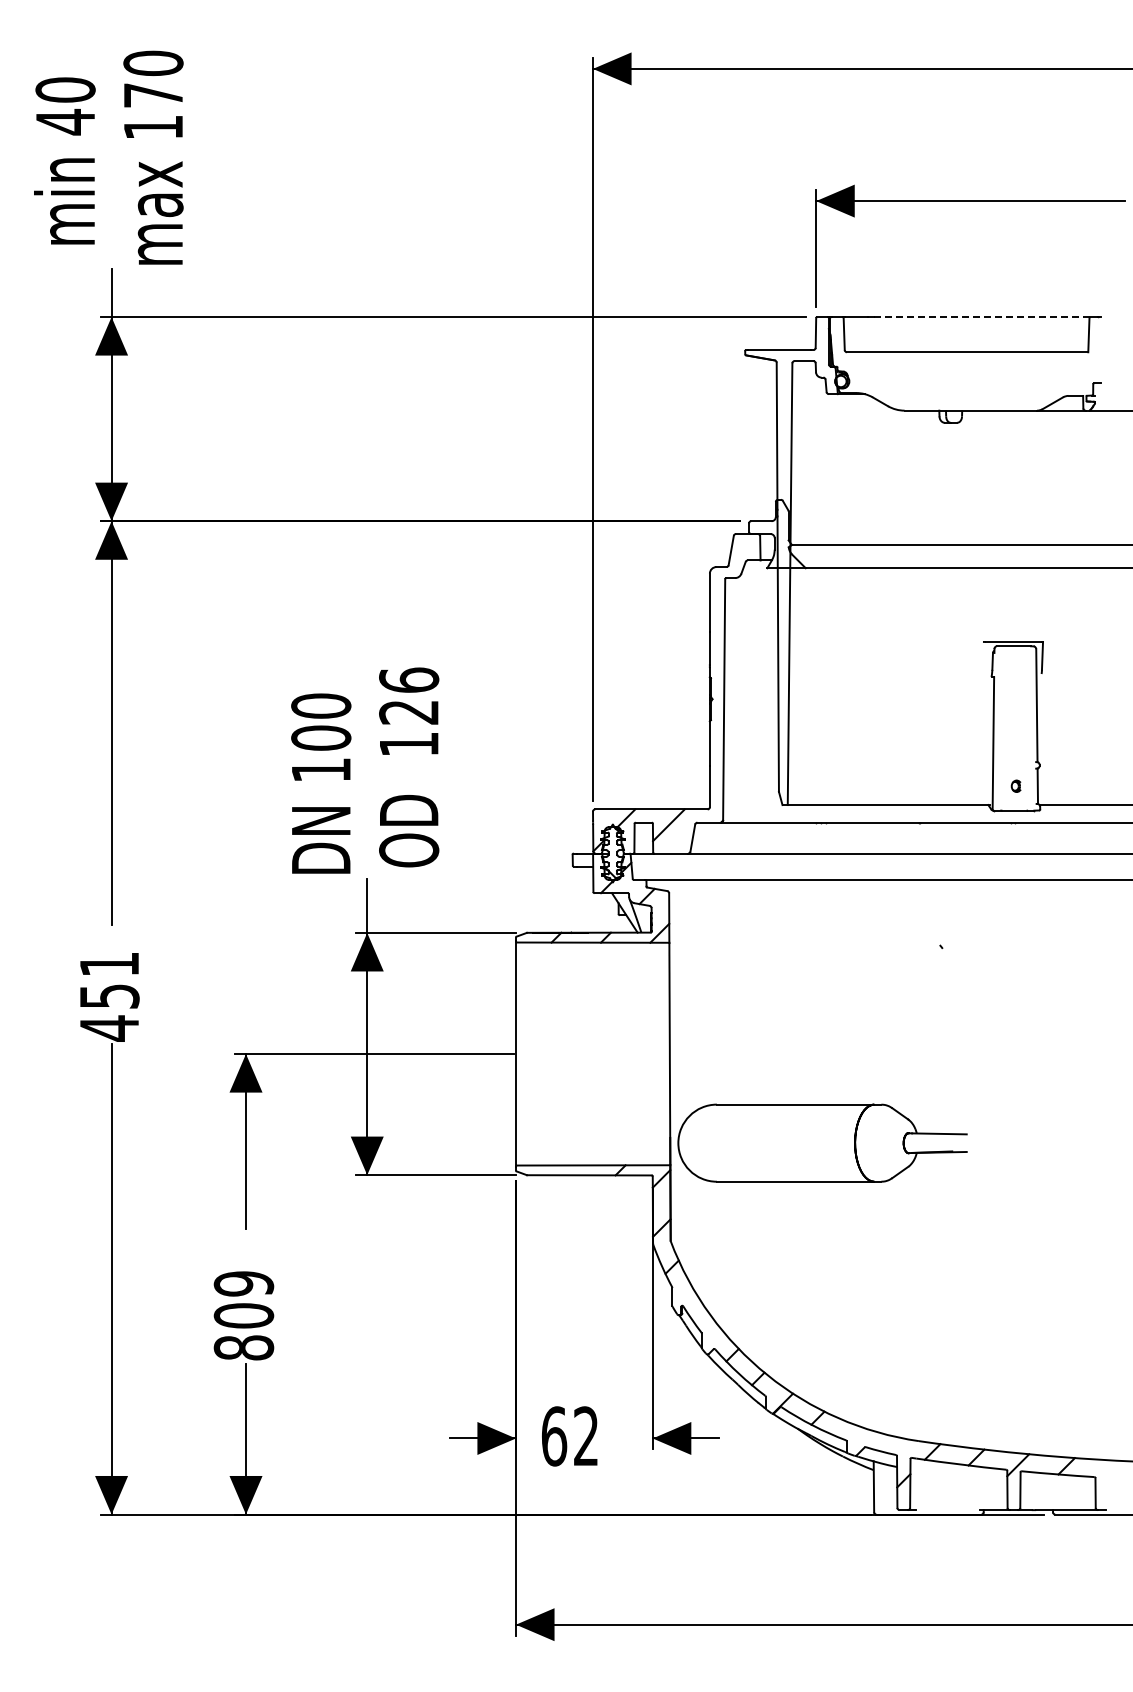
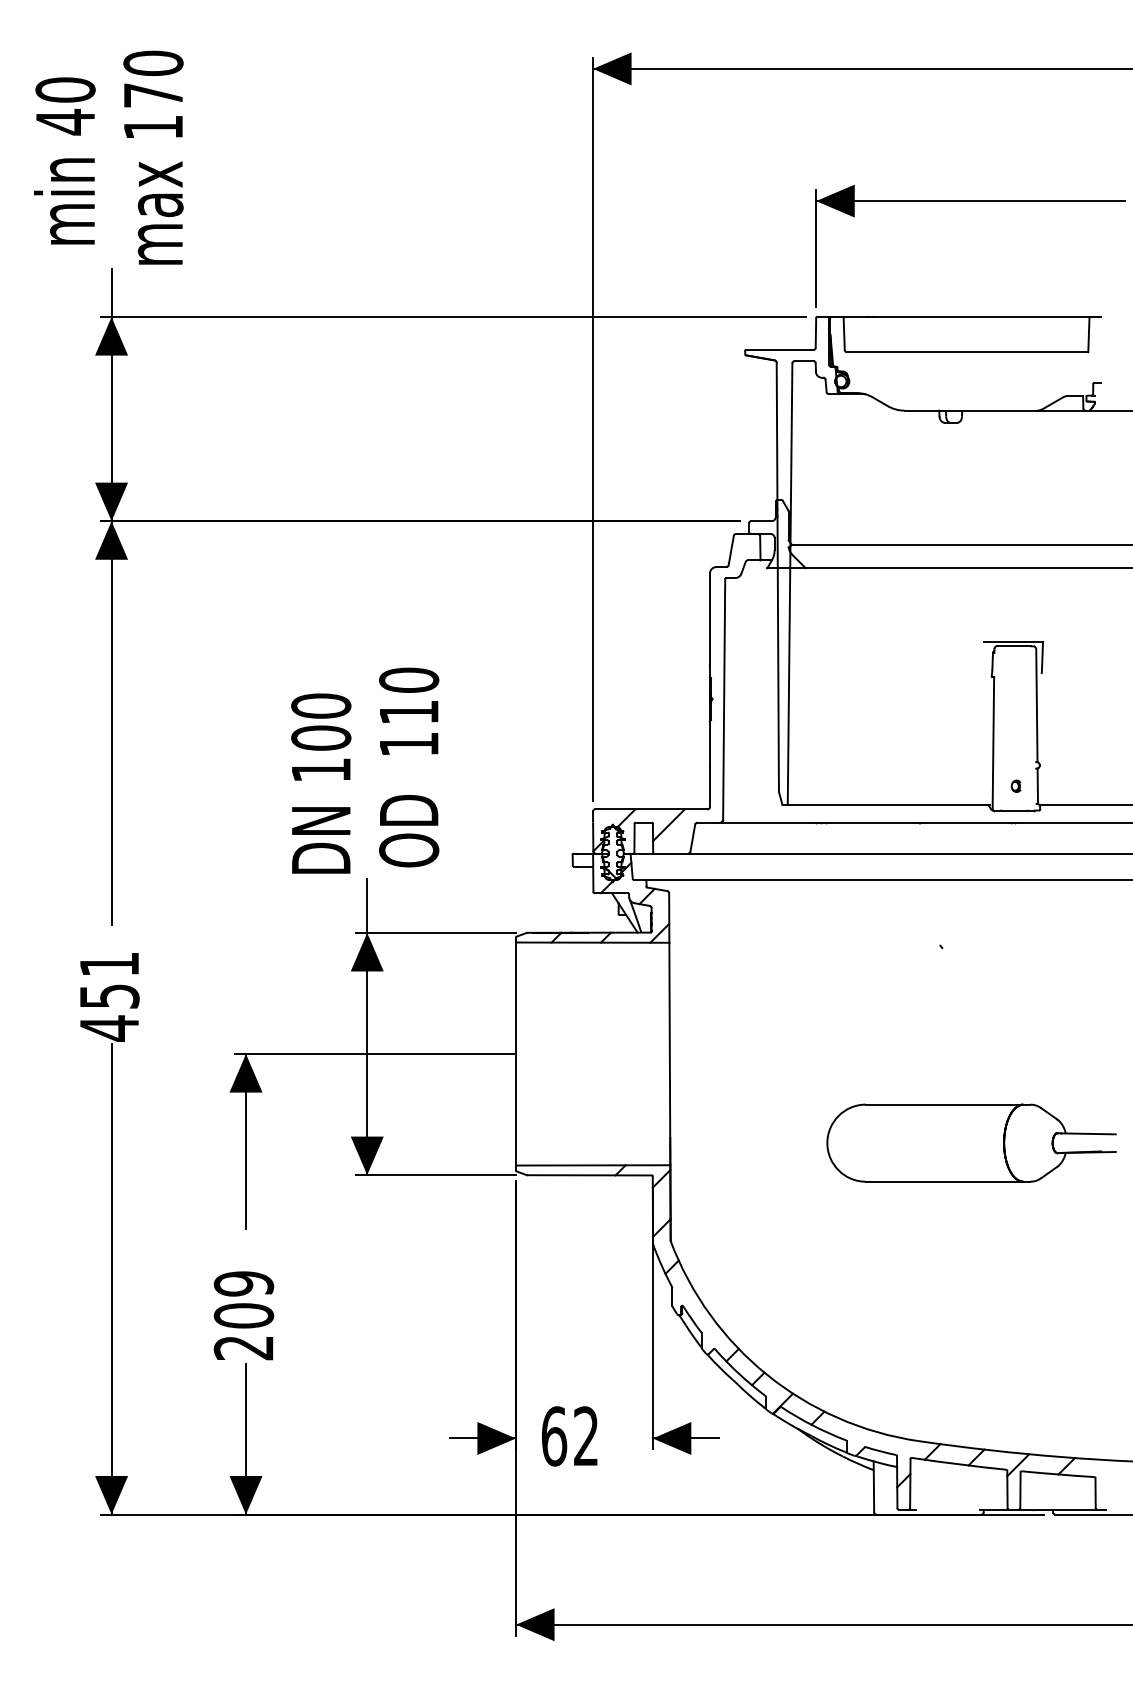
line: dashed -> solid (982, 317)
text: 126 -> 110 (409, 695)
part position: (822, 1142) -> (971, 1142) (971, 1142)
text: 809 -> 209 (243, 1347)
